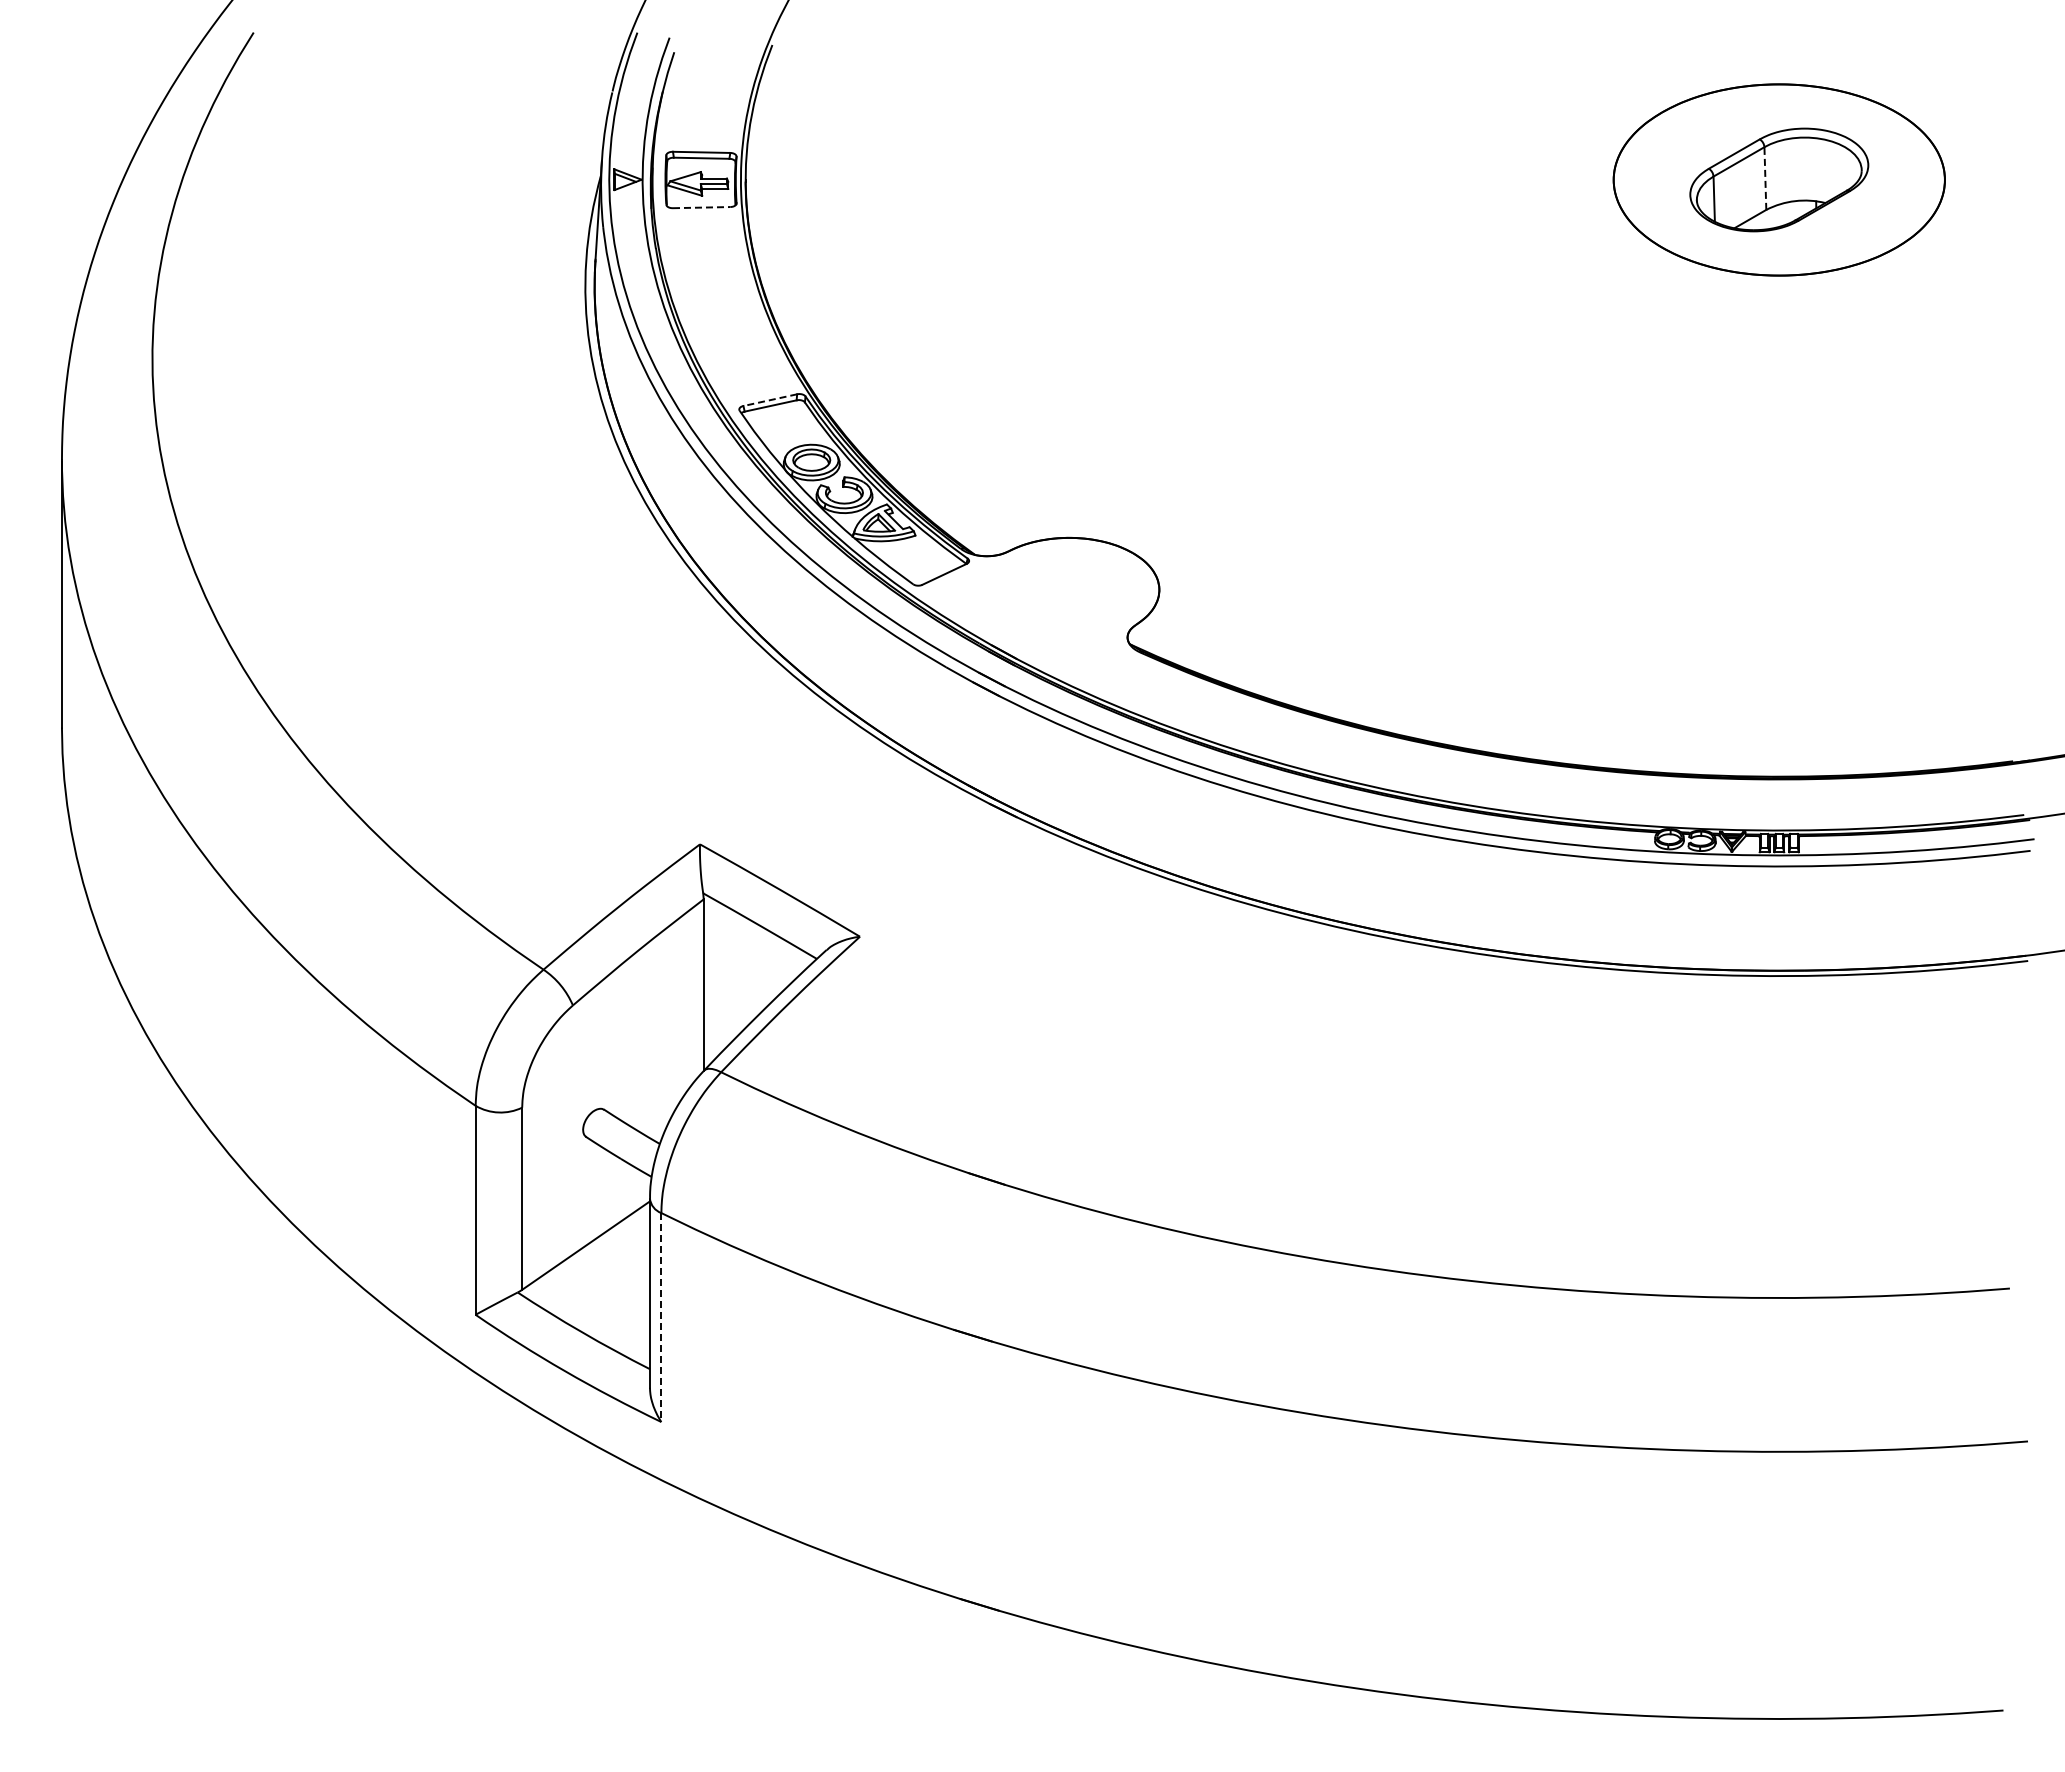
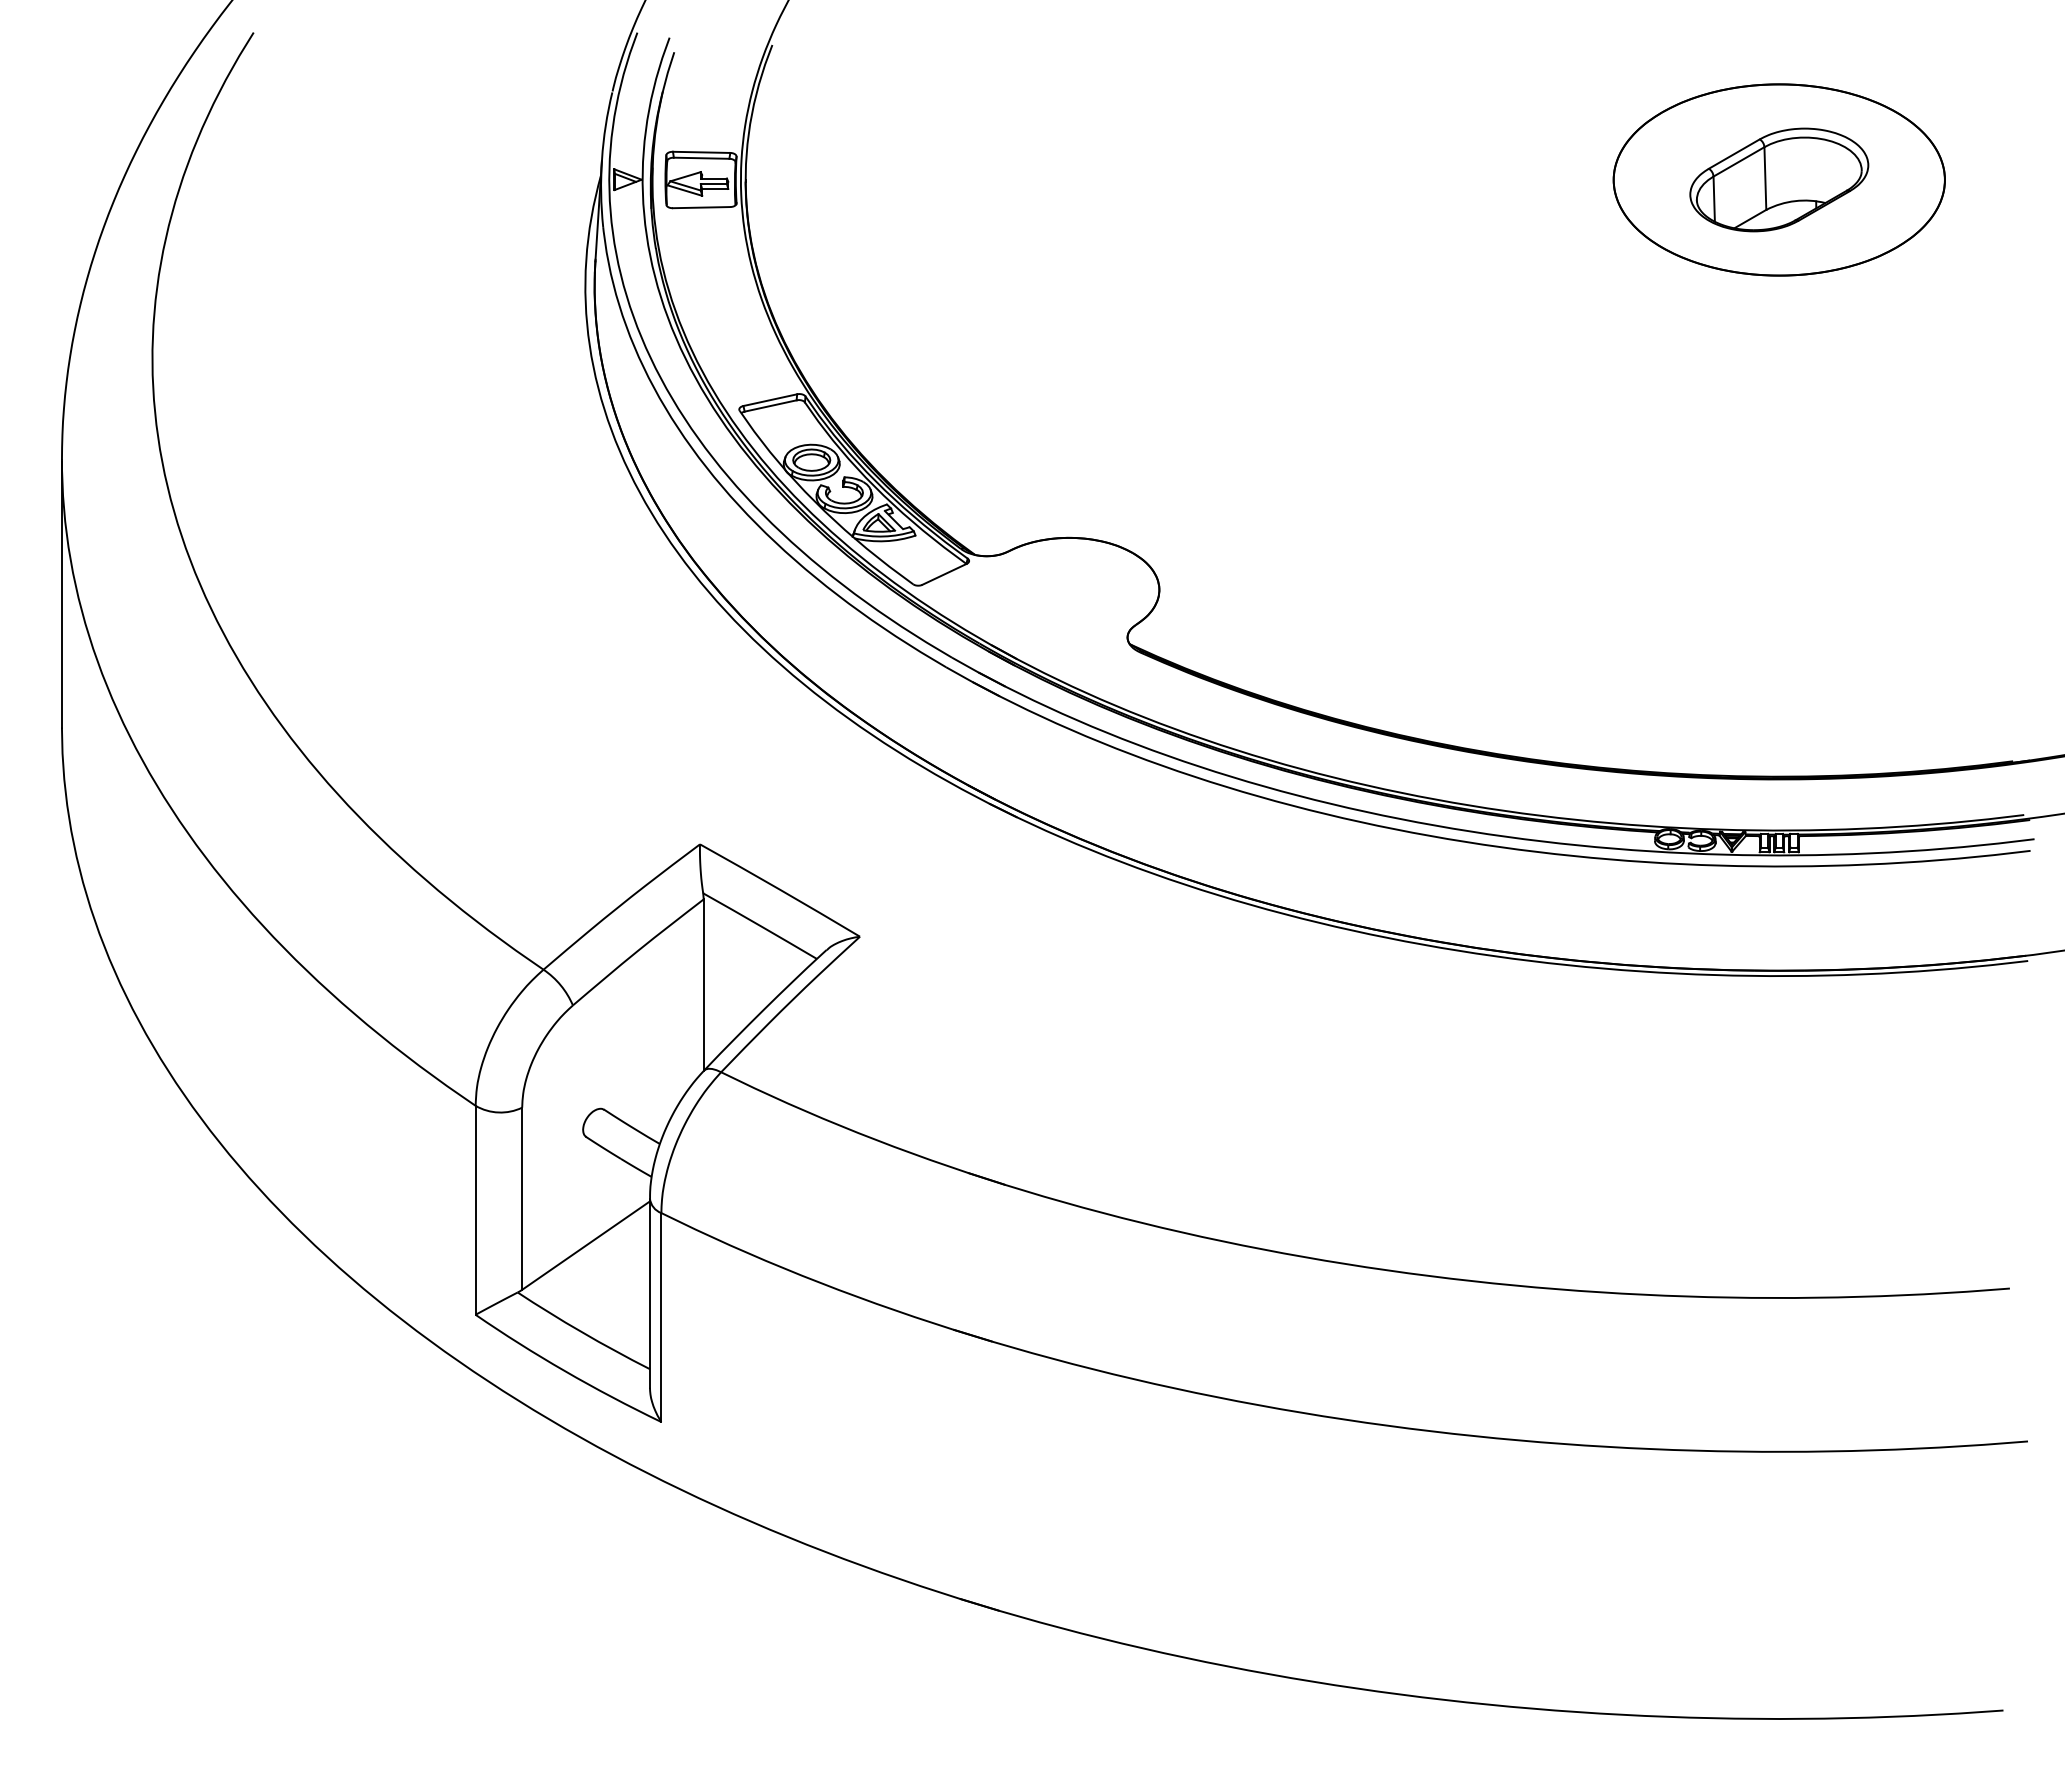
line: dashed -> solid (1765, 178)
line: dashed -> solid (701, 207)
line: dashed -> solid (769, 400)
line: dashed -> solid (661, 1318)
